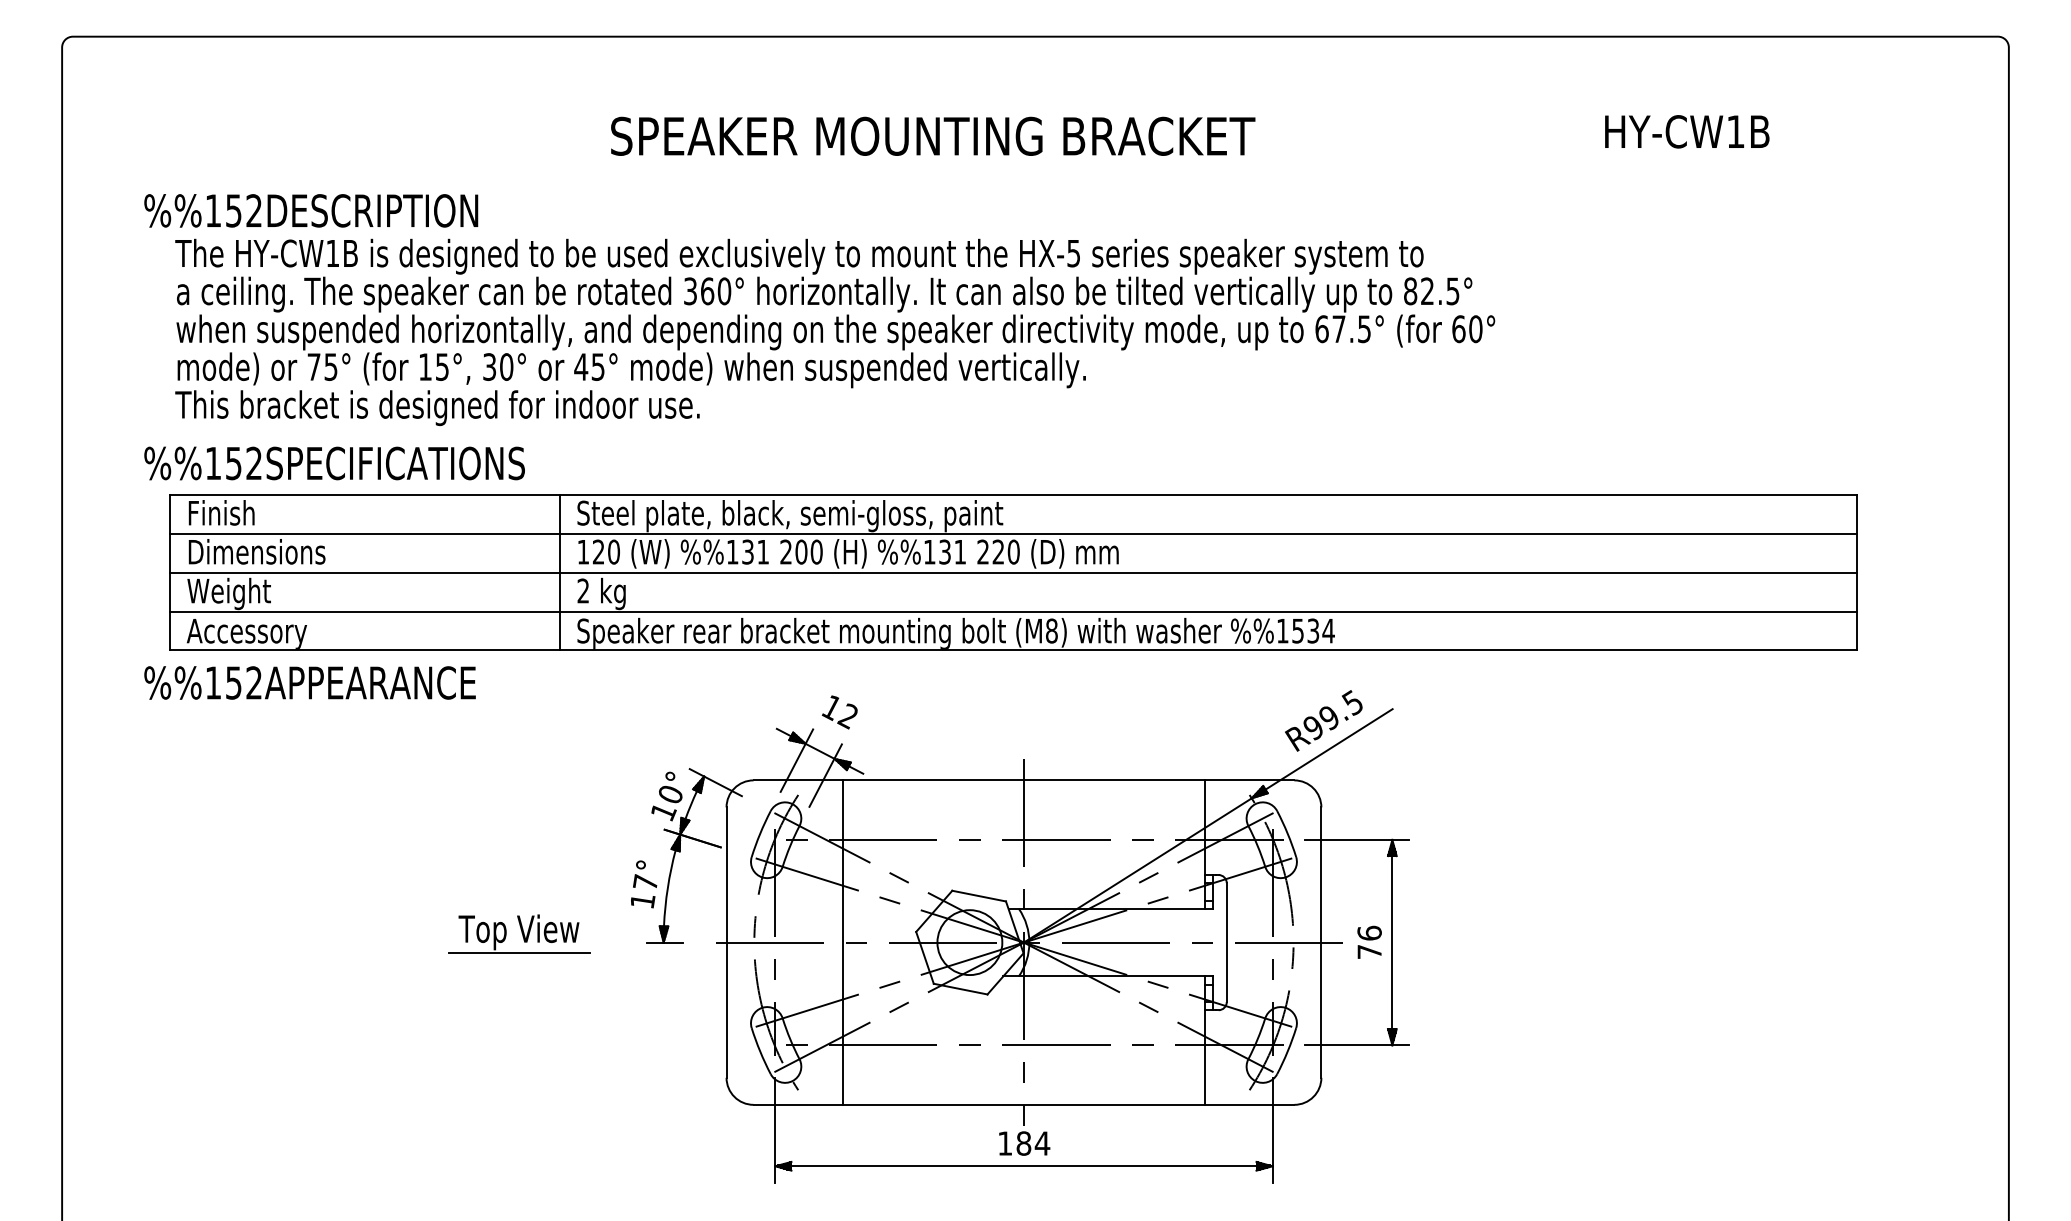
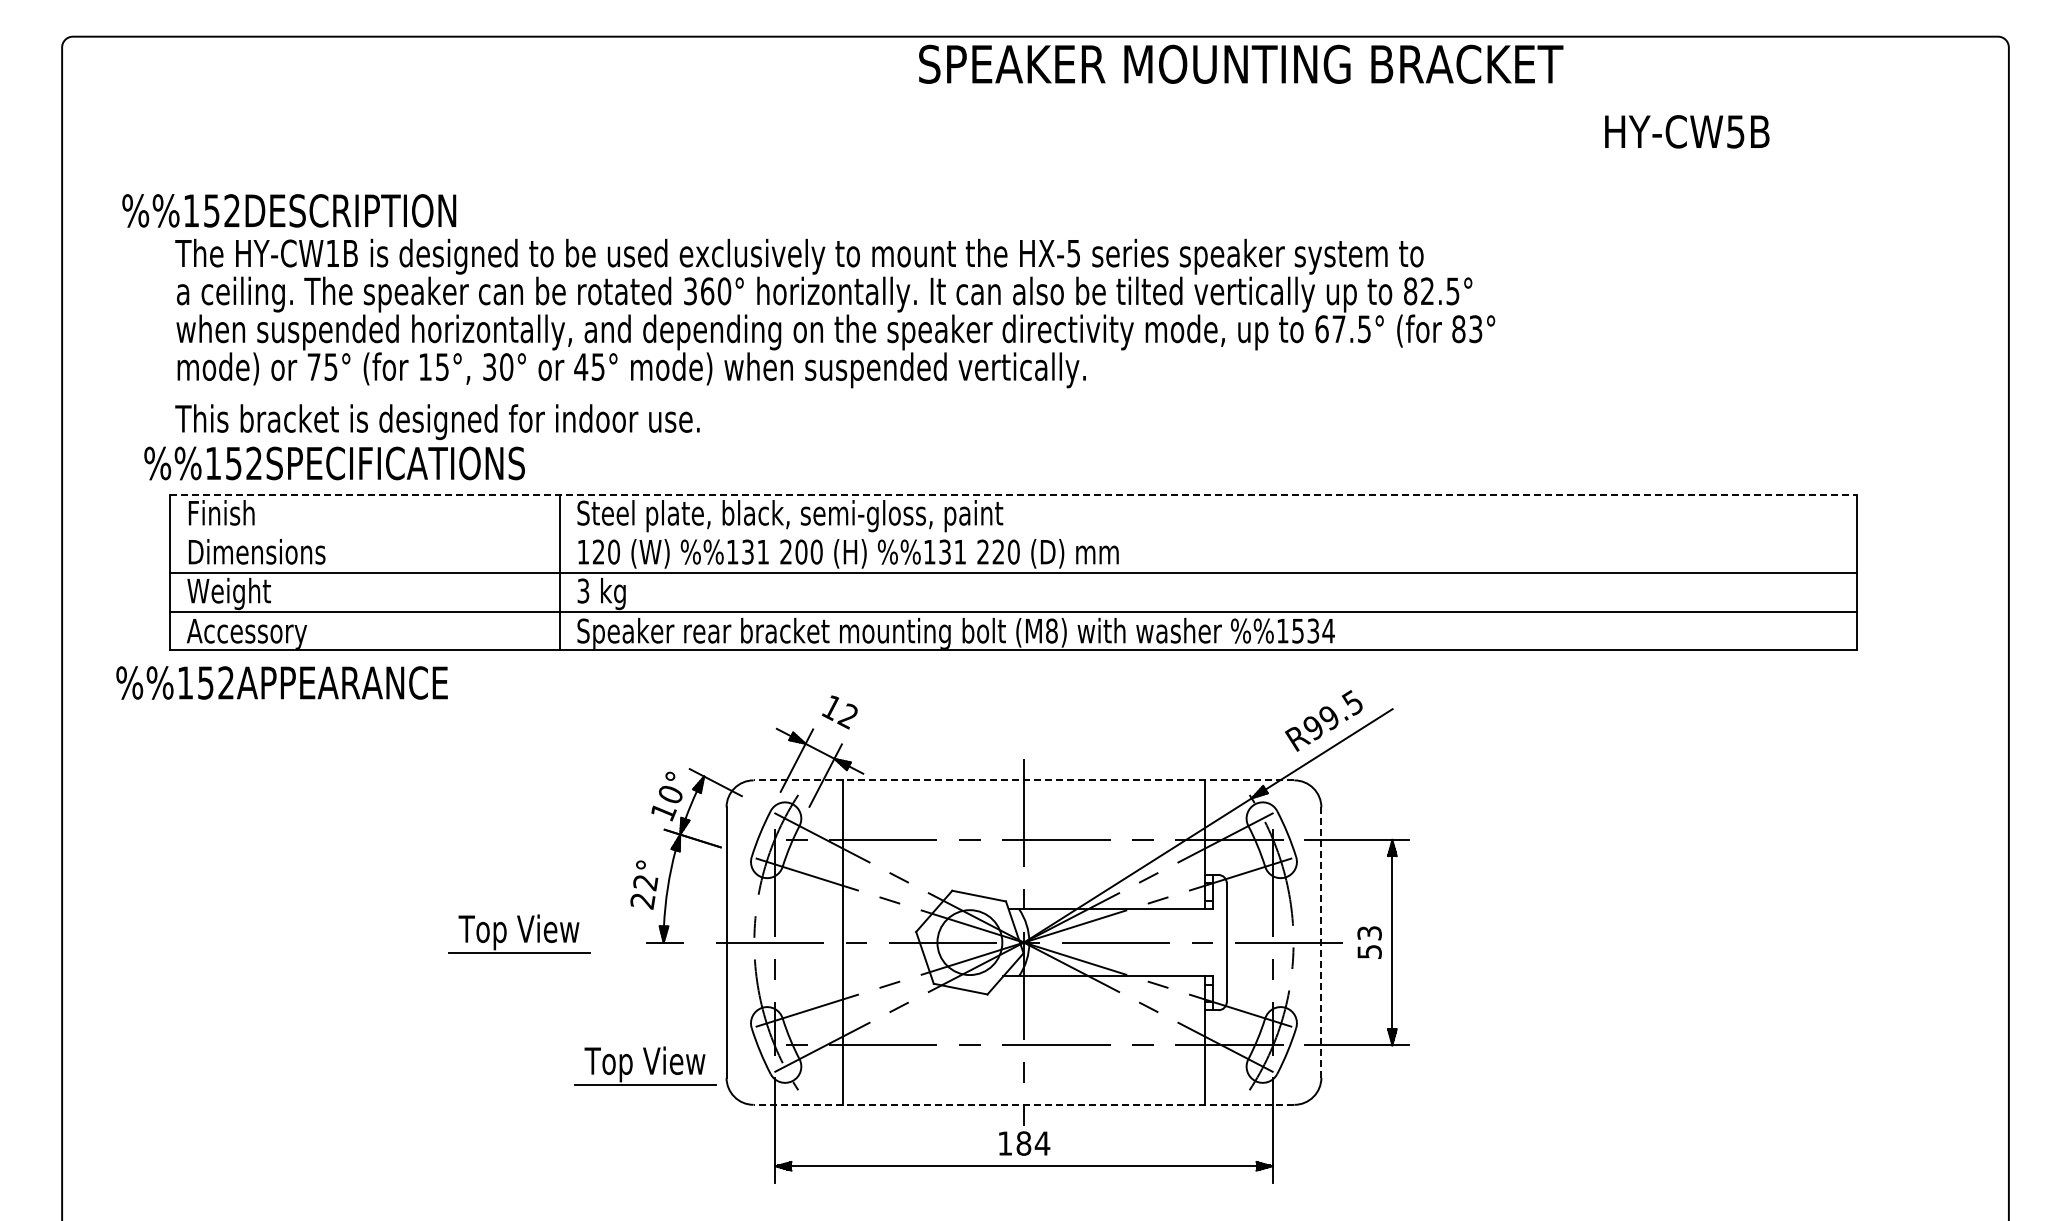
text: HY-CW1B -> HY-CW5B (1735, 131)
text position: (933, 135) -> (1241, 63) (1241, 63)
text position: (311, 210) -> (289, 210) (289, 210)
text: 60° -> 83° (1467, 329)
text position: (437, 408) -> (437, 422) (437, 422)
line: solid -> dashed (1013, 494)
line: present -> none (1013, 534)
text: 2 -> 3 (583, 590)
text position: (309, 682) -> (281, 682) (281, 682)
line: solid -> dashed (1023, 780)
text: 17° -> 22° (644, 891)
text: 76 -> 53 (1369, 941)
line: solid -> dashed (1321, 942)
part: none -> present (645, 1065)
line: solid -> dashed (1023, 1104)
